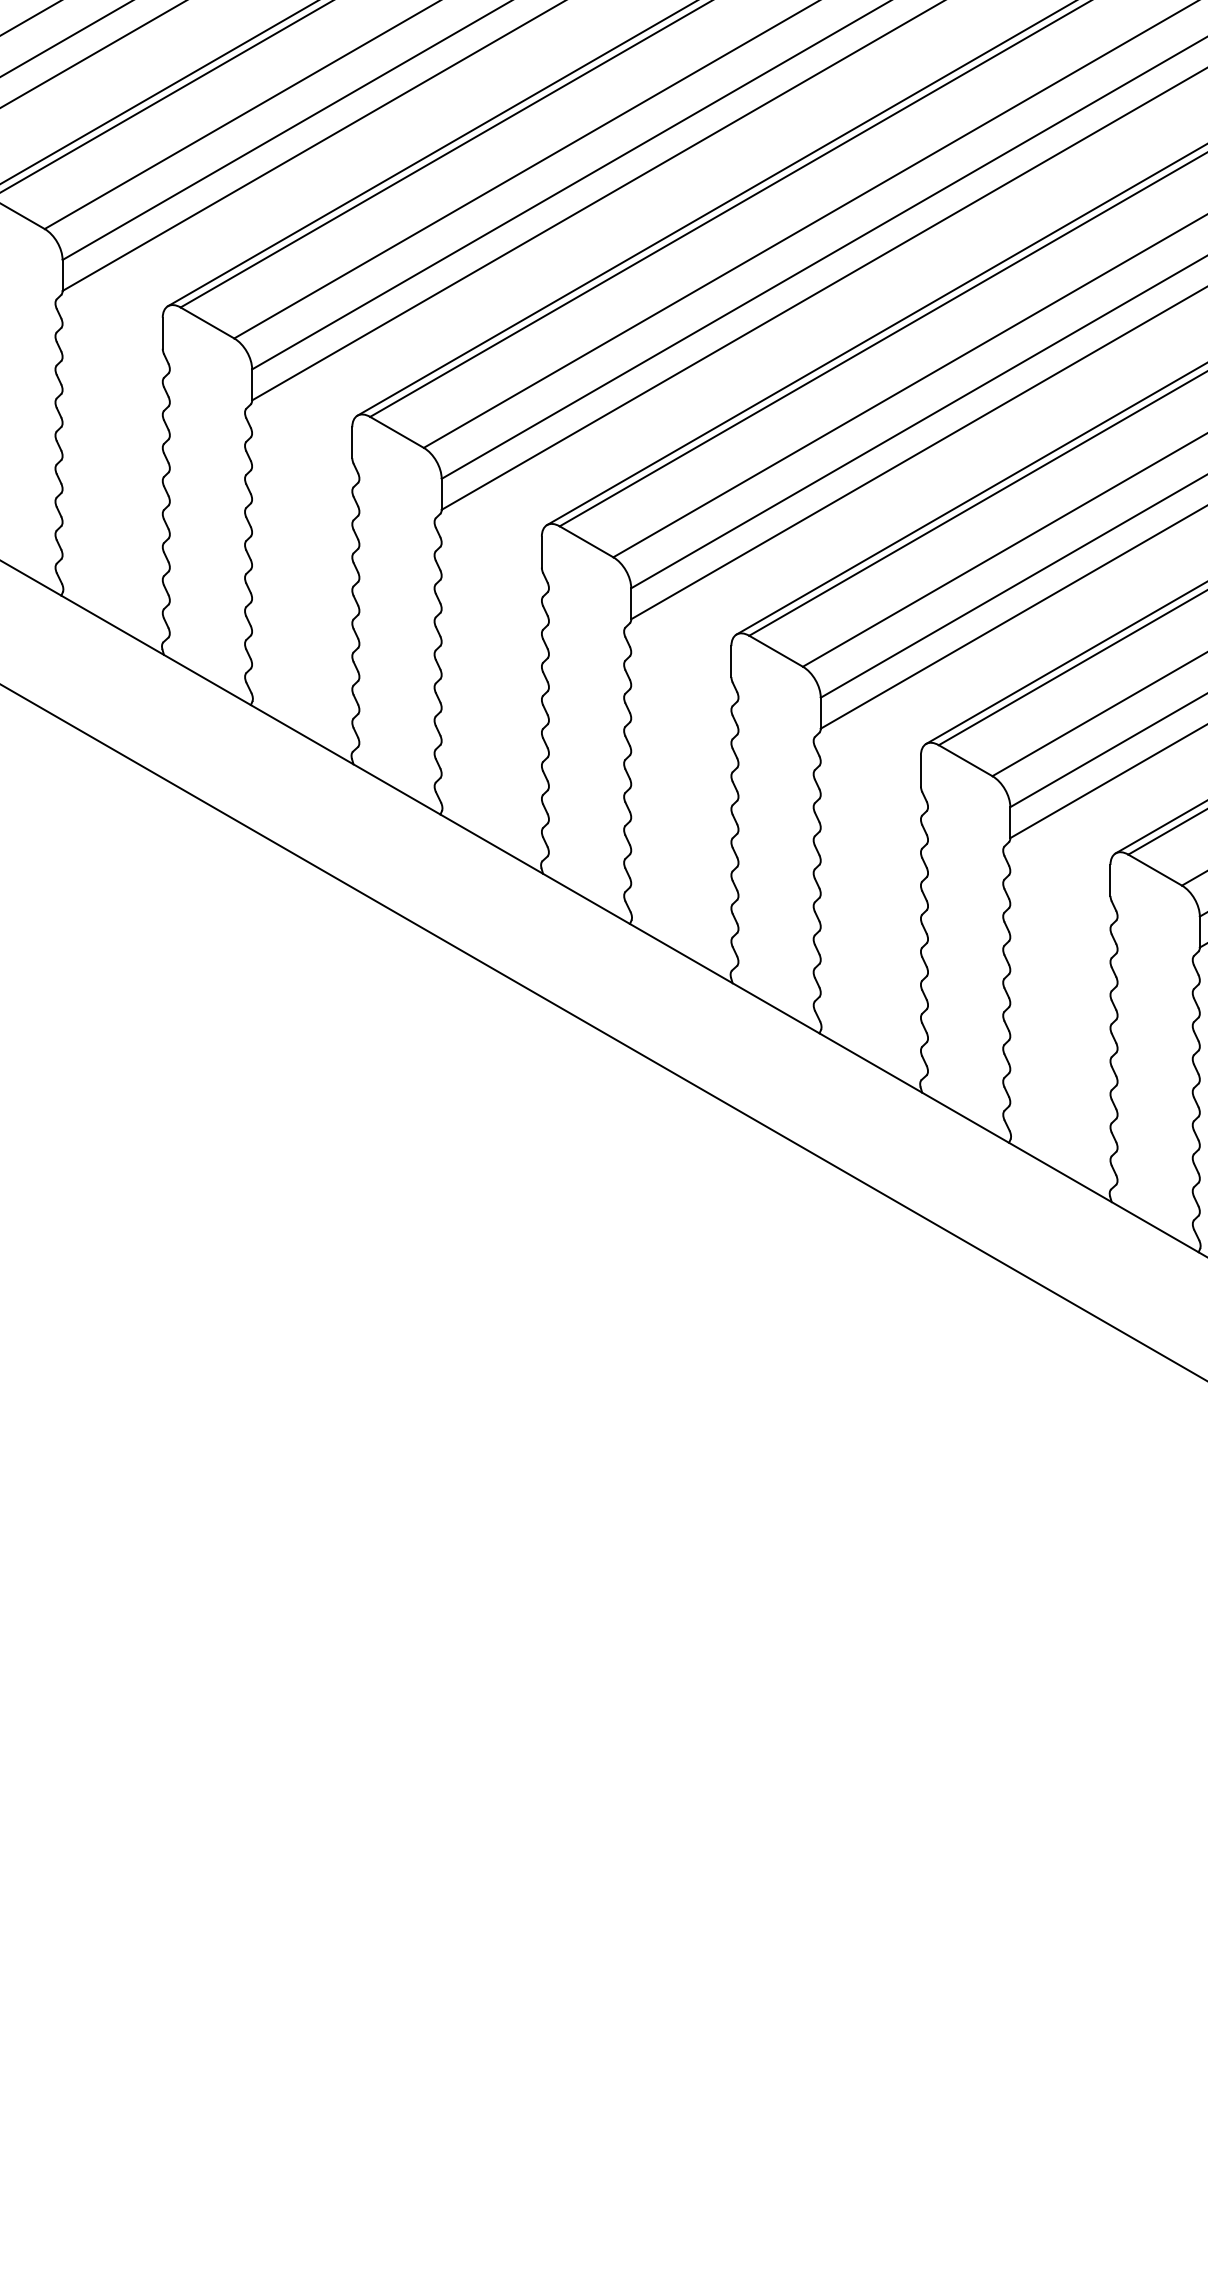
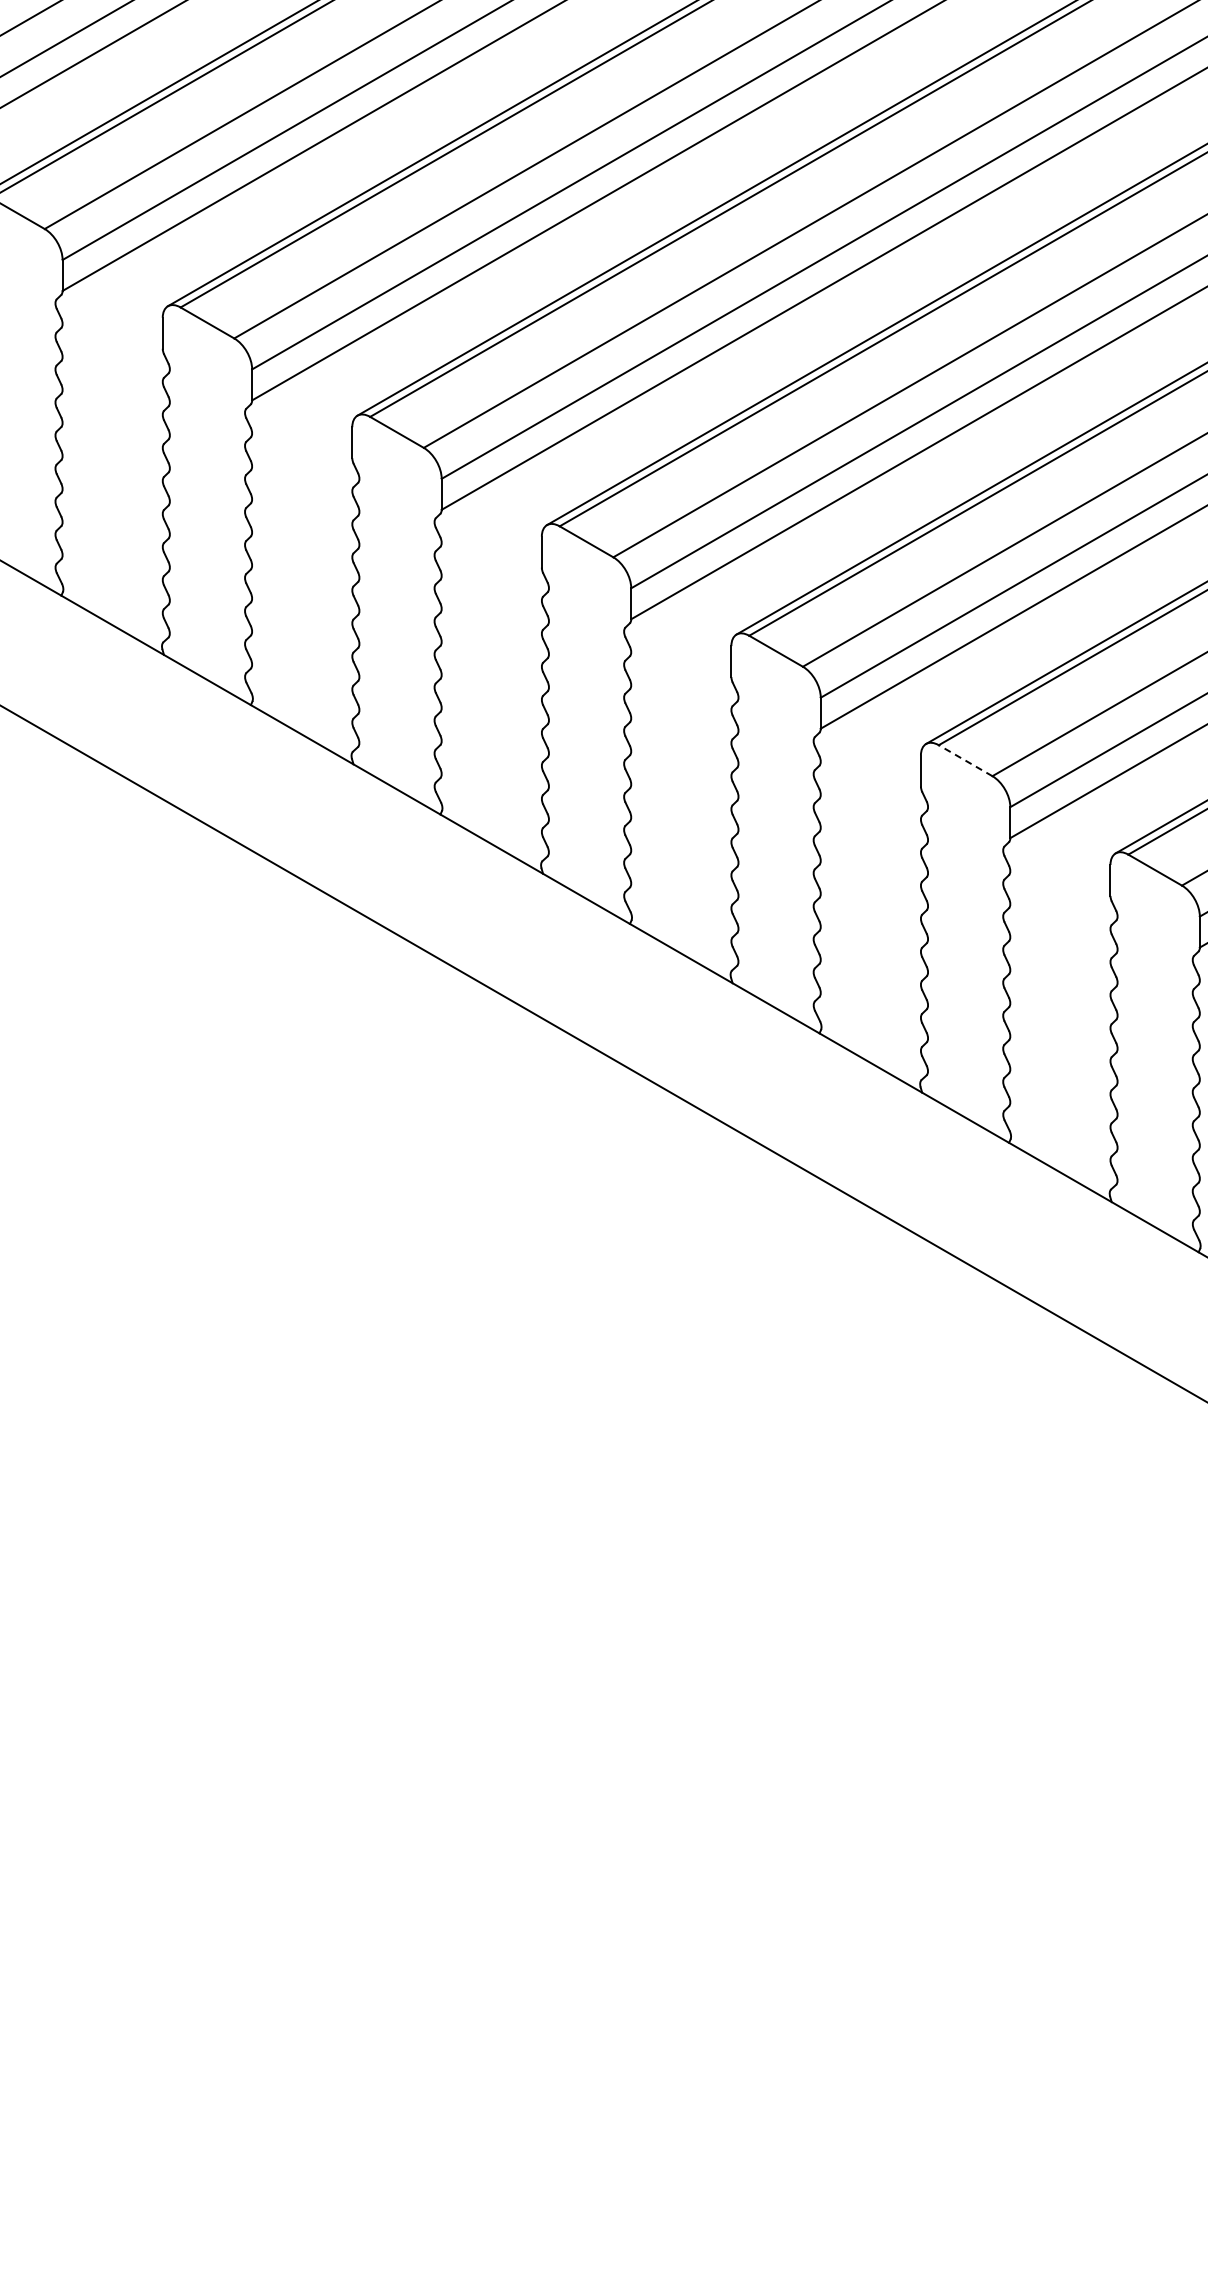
line: solid -> dashed (965, 760)
line position: (603, 1032) -> (603, 1053) (603, 1053)
